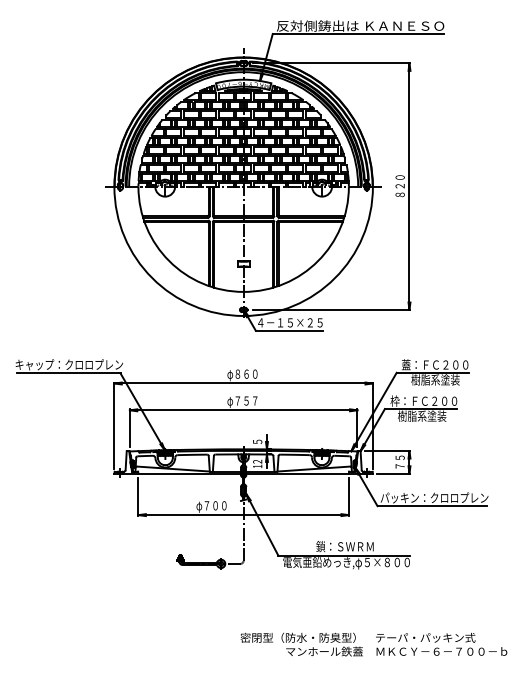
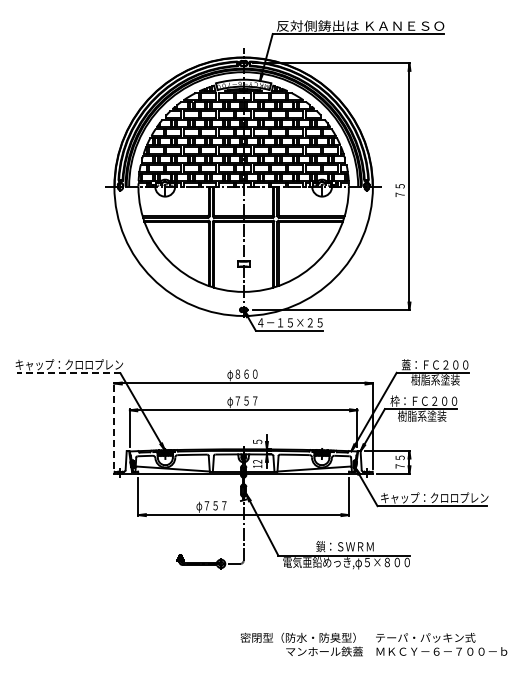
text: ８２０ -> ７５ (399, 186)
line: solid -> dashed (68, 373)
line: solid -> dashed (114, 425)
text: パッキン：クロロプレン -> キャップ：クロロプレン (399, 497)
text: φ７００ -> φ７５７ (219, 505)
